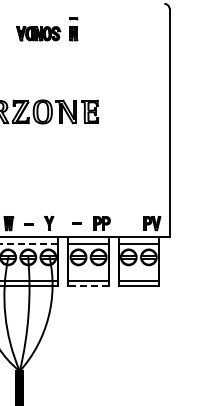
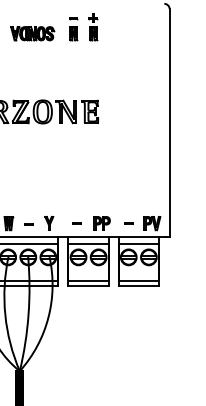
part: none -> present (93, 27)
part position: (38, 33) -> (32, 33) (32, 33)
part: none -> present (128, 223)
line: dashed -> solid (29, 244)
line: dashed -> solid (88, 285)
